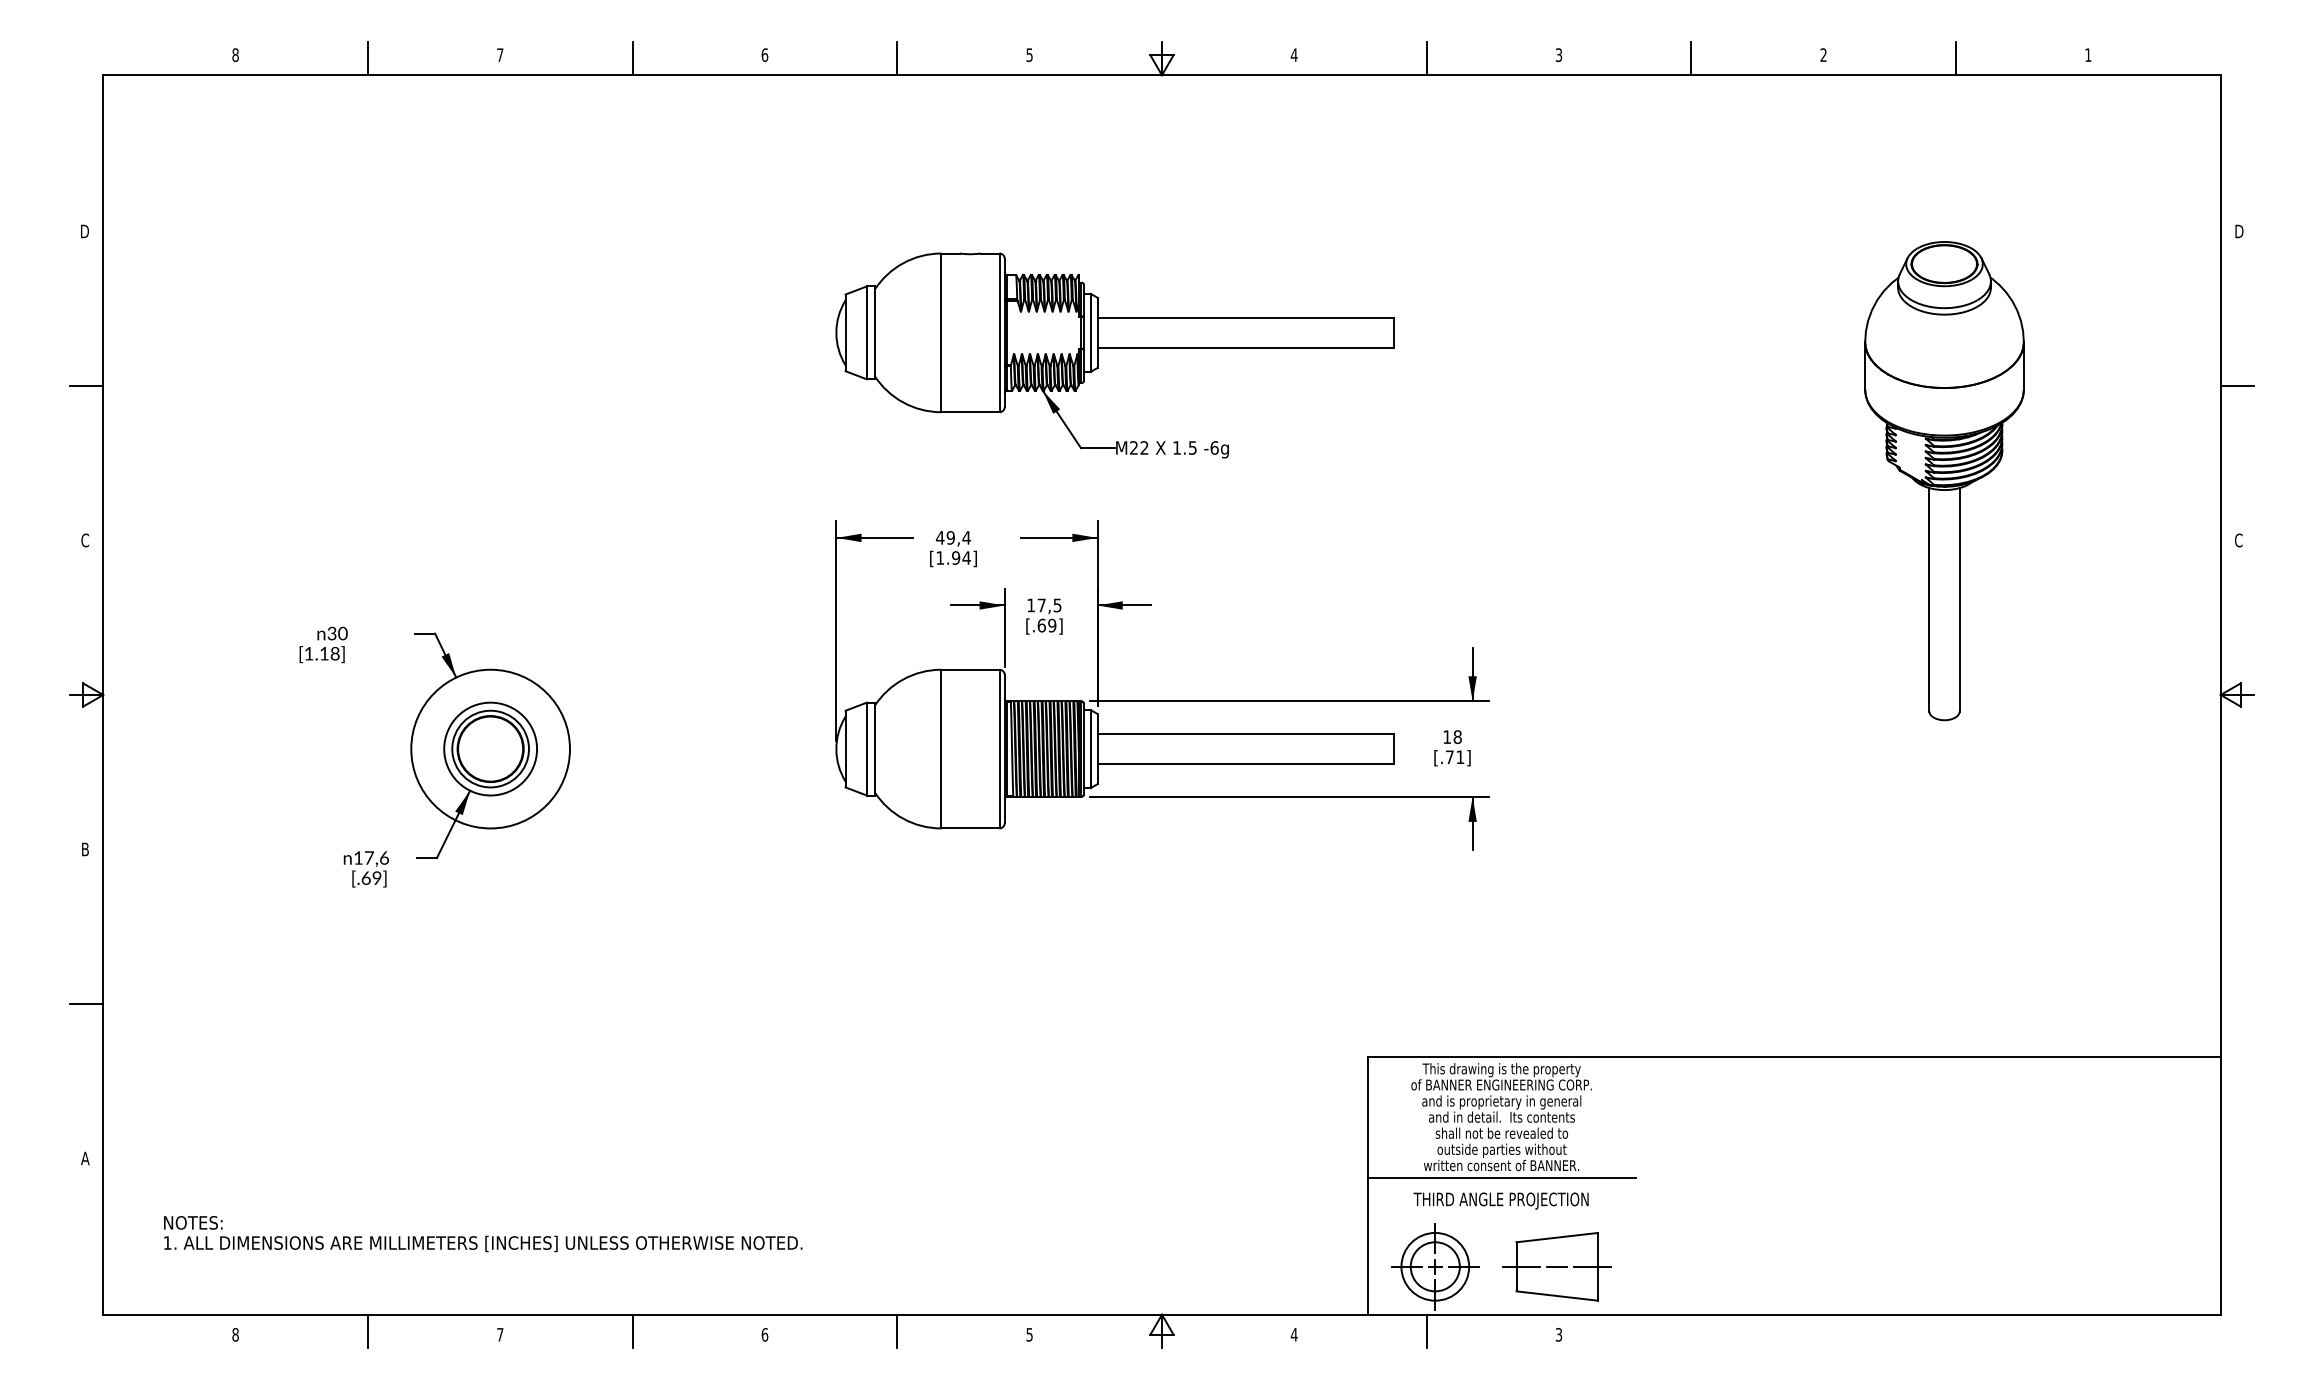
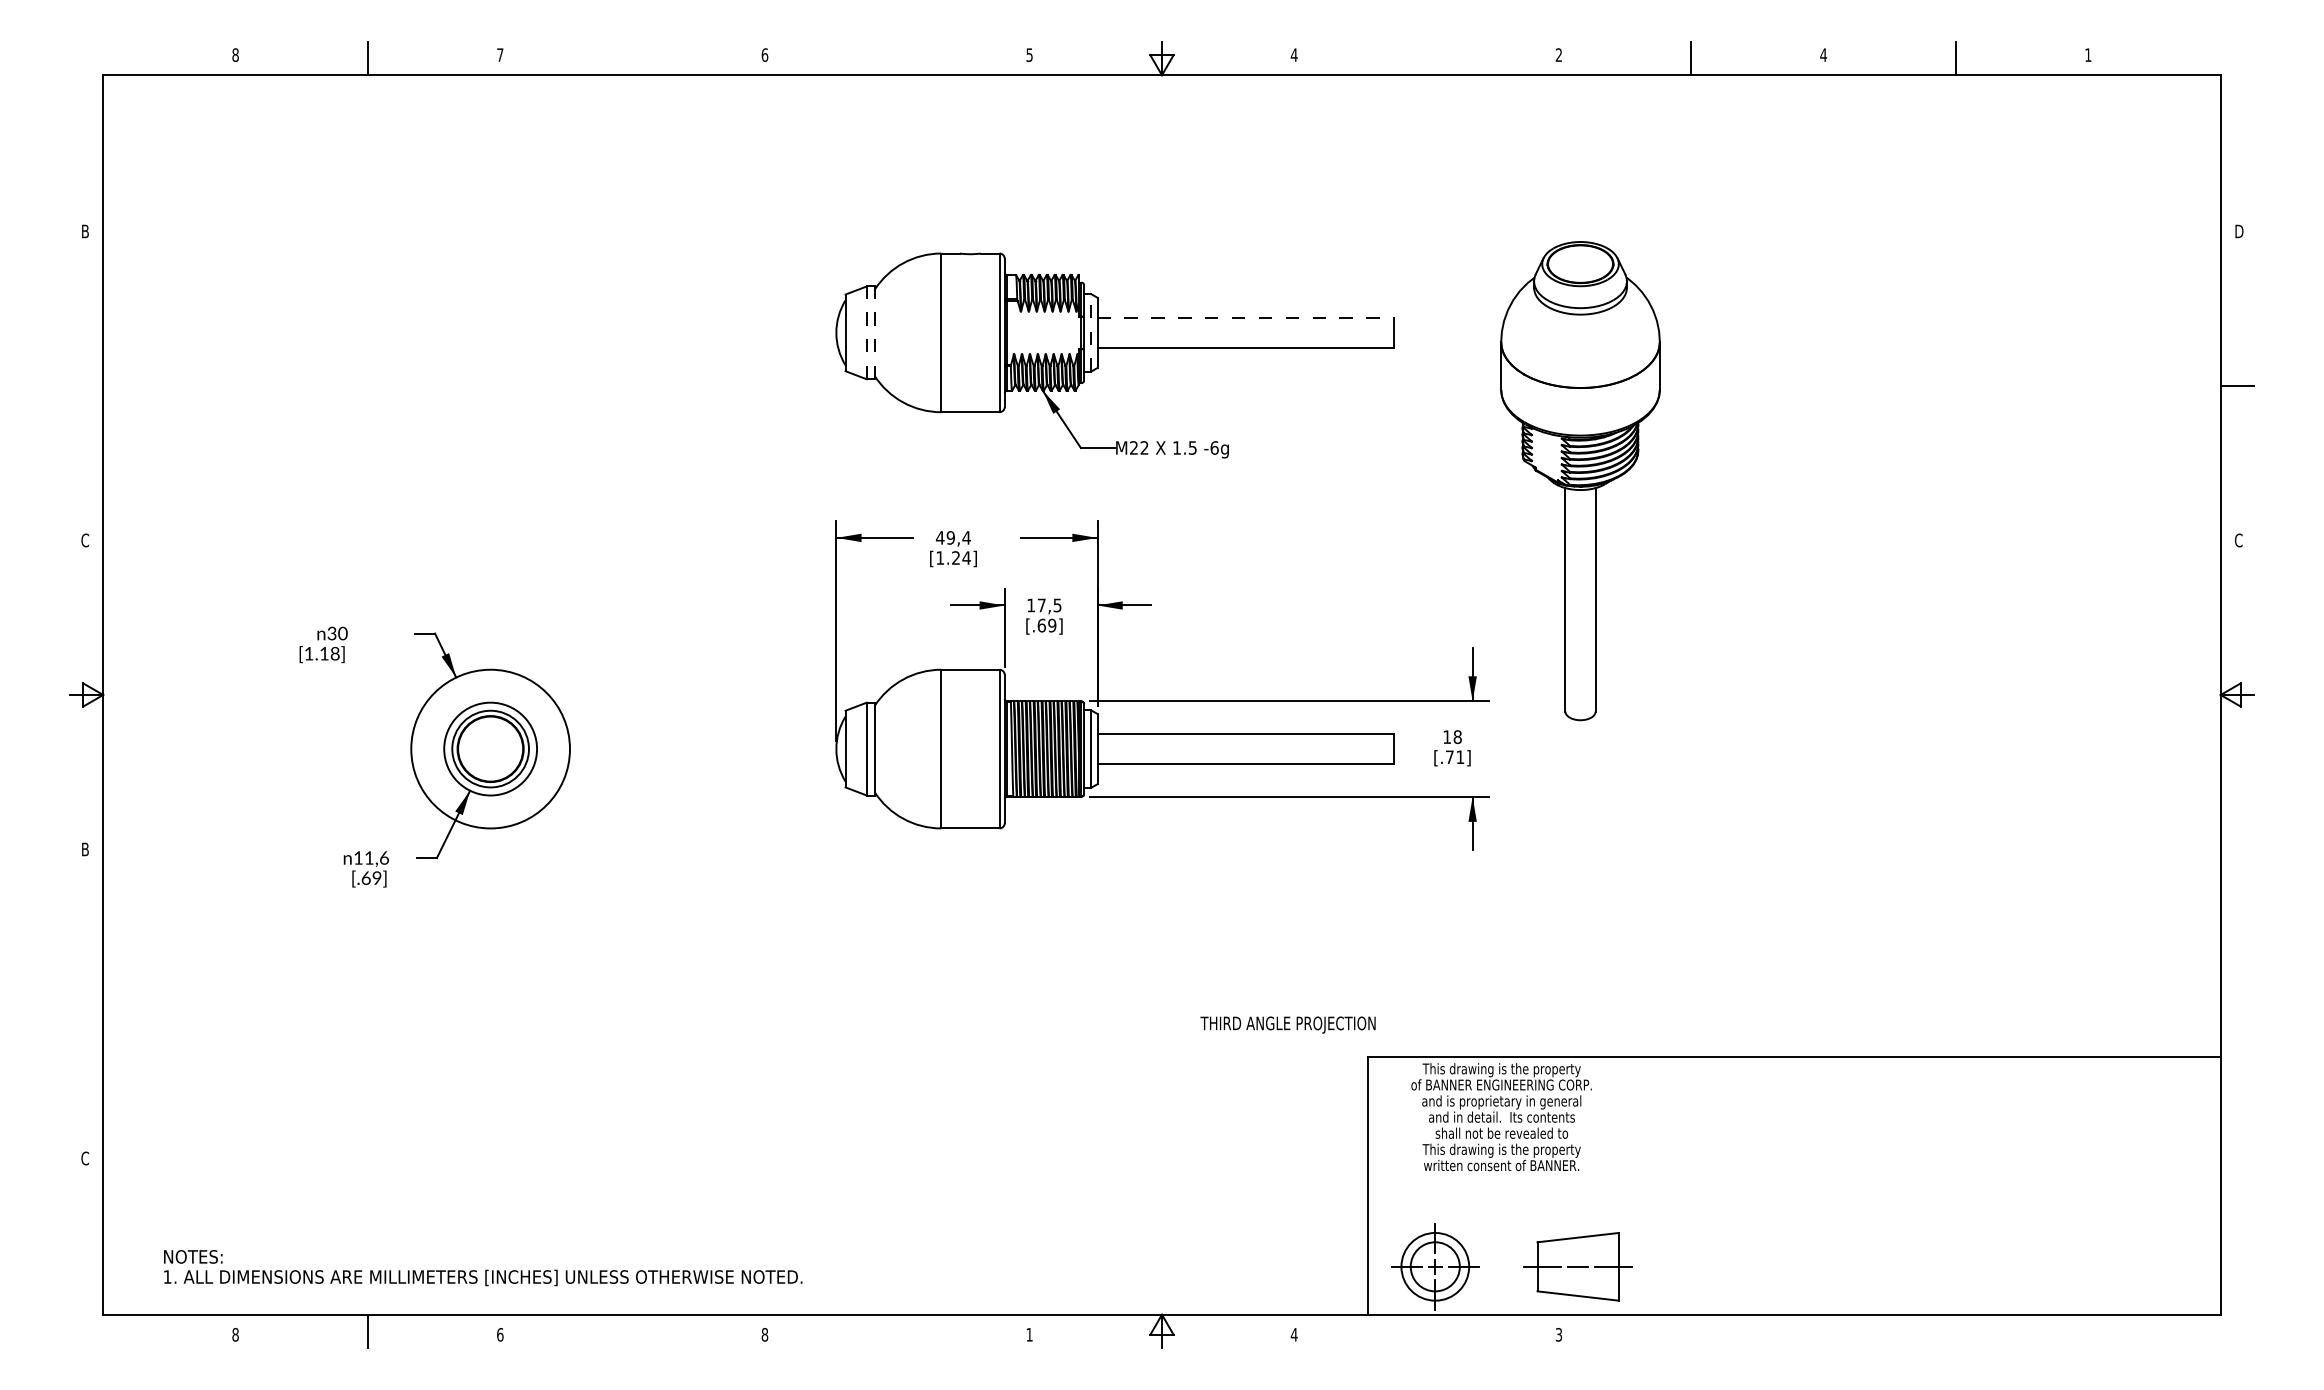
text: 2 -> 4 (1823, 54)
text: 3 -> 2 (1558, 55)
line: present -> none (632, 58)
line: present -> none (897, 58)
line: present -> none (1426, 58)
text: D -> B (84, 231)
line: solid -> dashed (1246, 317)
line: solid -> dashed (866, 332)
line: solid -> dashed (874, 332)
line: solid -> dashed (1090, 332)
line: present -> none (86, 385)
part position: (1944, 481) -> (1580, 481) (1580, 481)
text: [1.94] -> [1.24] (956, 557)
text: 17,6 -> 11,6 (369, 857)
line: present -> none (86, 1004)
text: outside parties without -> This drawing is the property (1501, 1150)
text: A -> C (85, 1158)
line: present -> none (1501, 1177)
text position: (1500, 1200) -> (1287, 1024) (1287, 1024)
text position: (483, 1234) -> (483, 1268) (483, 1268)
part position: (1556, 1266) -> (1577, 1266) (1577, 1266)
line: present -> none (632, 1331)
line: present -> none (897, 1331)
line: present -> none (1426, 1331)
text: 7 -> 6 (500, 1334)
text: 6 -> 8 (764, 1334)
text: 5 -> 1 (1029, 1334)
